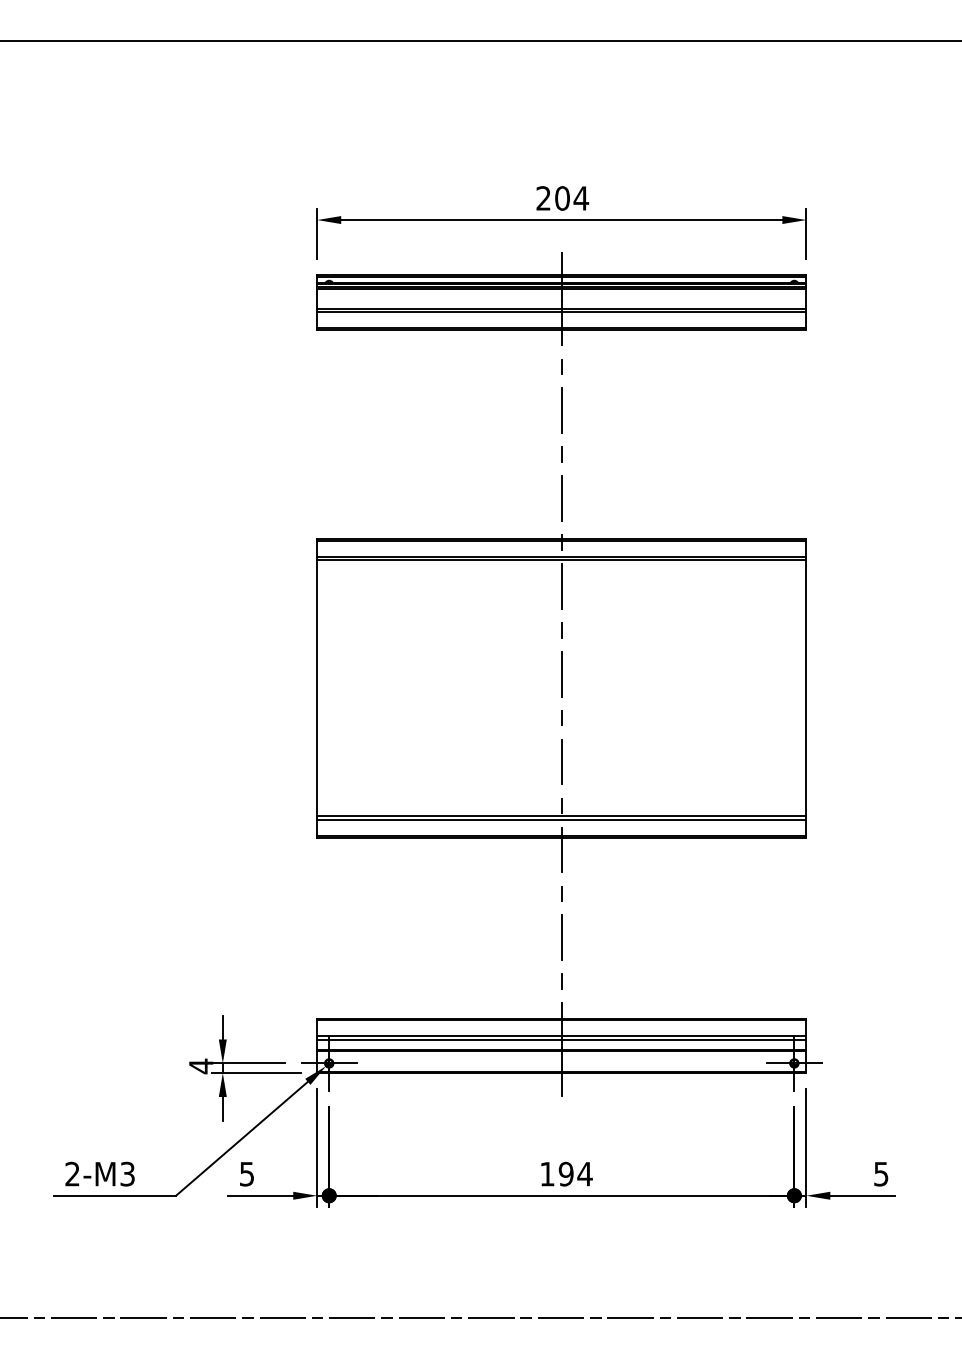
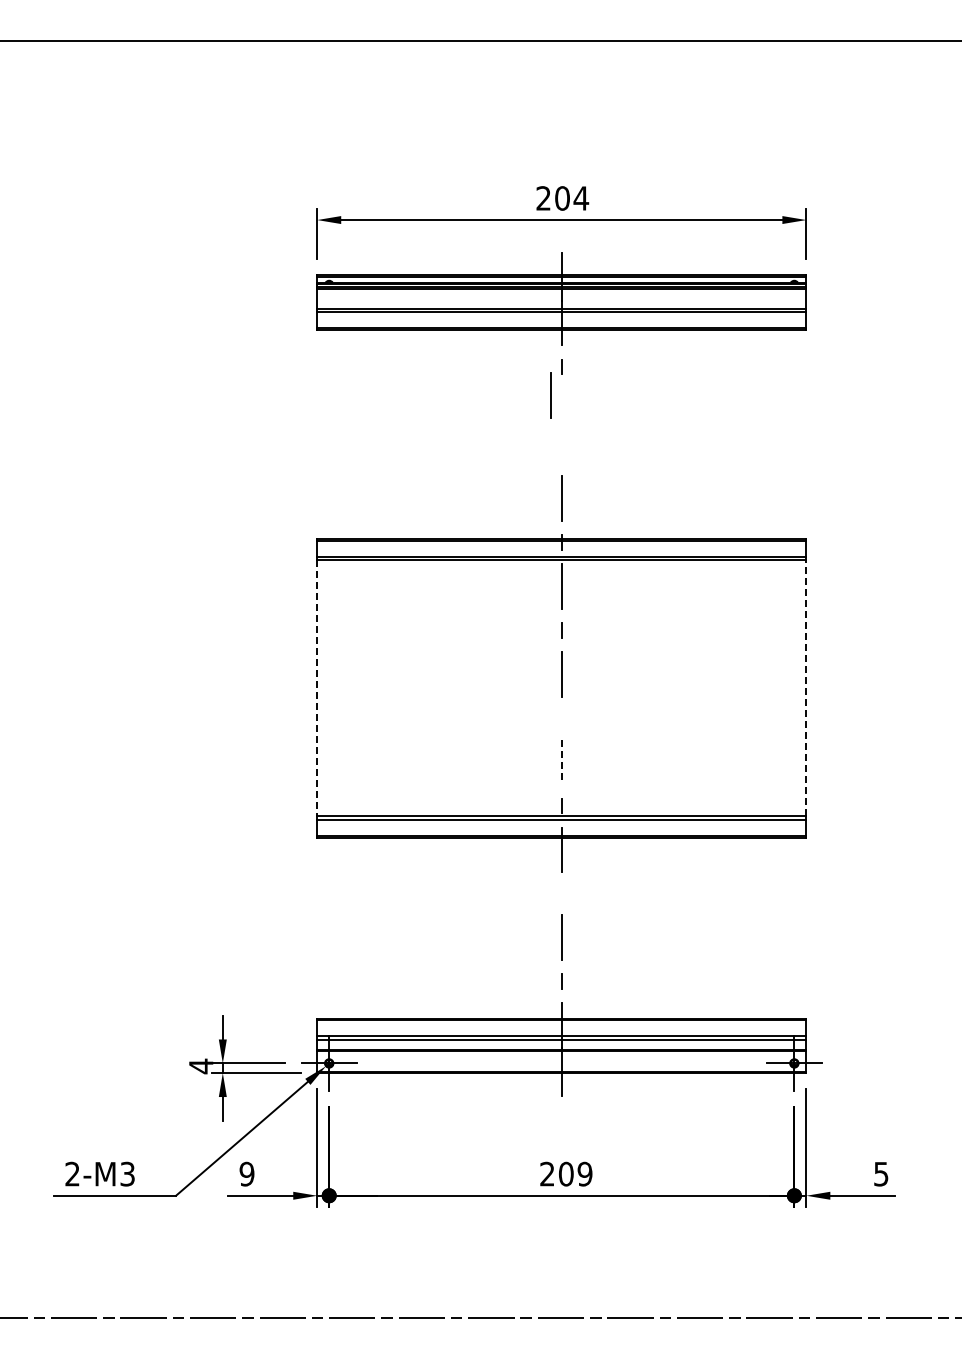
line position: (561, 410) -> (550, 395) (550, 395)
line: present -> none (561, 454)
line: solid -> dashed (317, 688)
line: solid -> dashed (806, 688)
line: present -> none (561, 717)
line: solid -> dashed (561, 762)
line: present -> none (561, 893)
text: 5 -> 9 (246, 1173)
text: 194 -> 209 (566, 1173)
